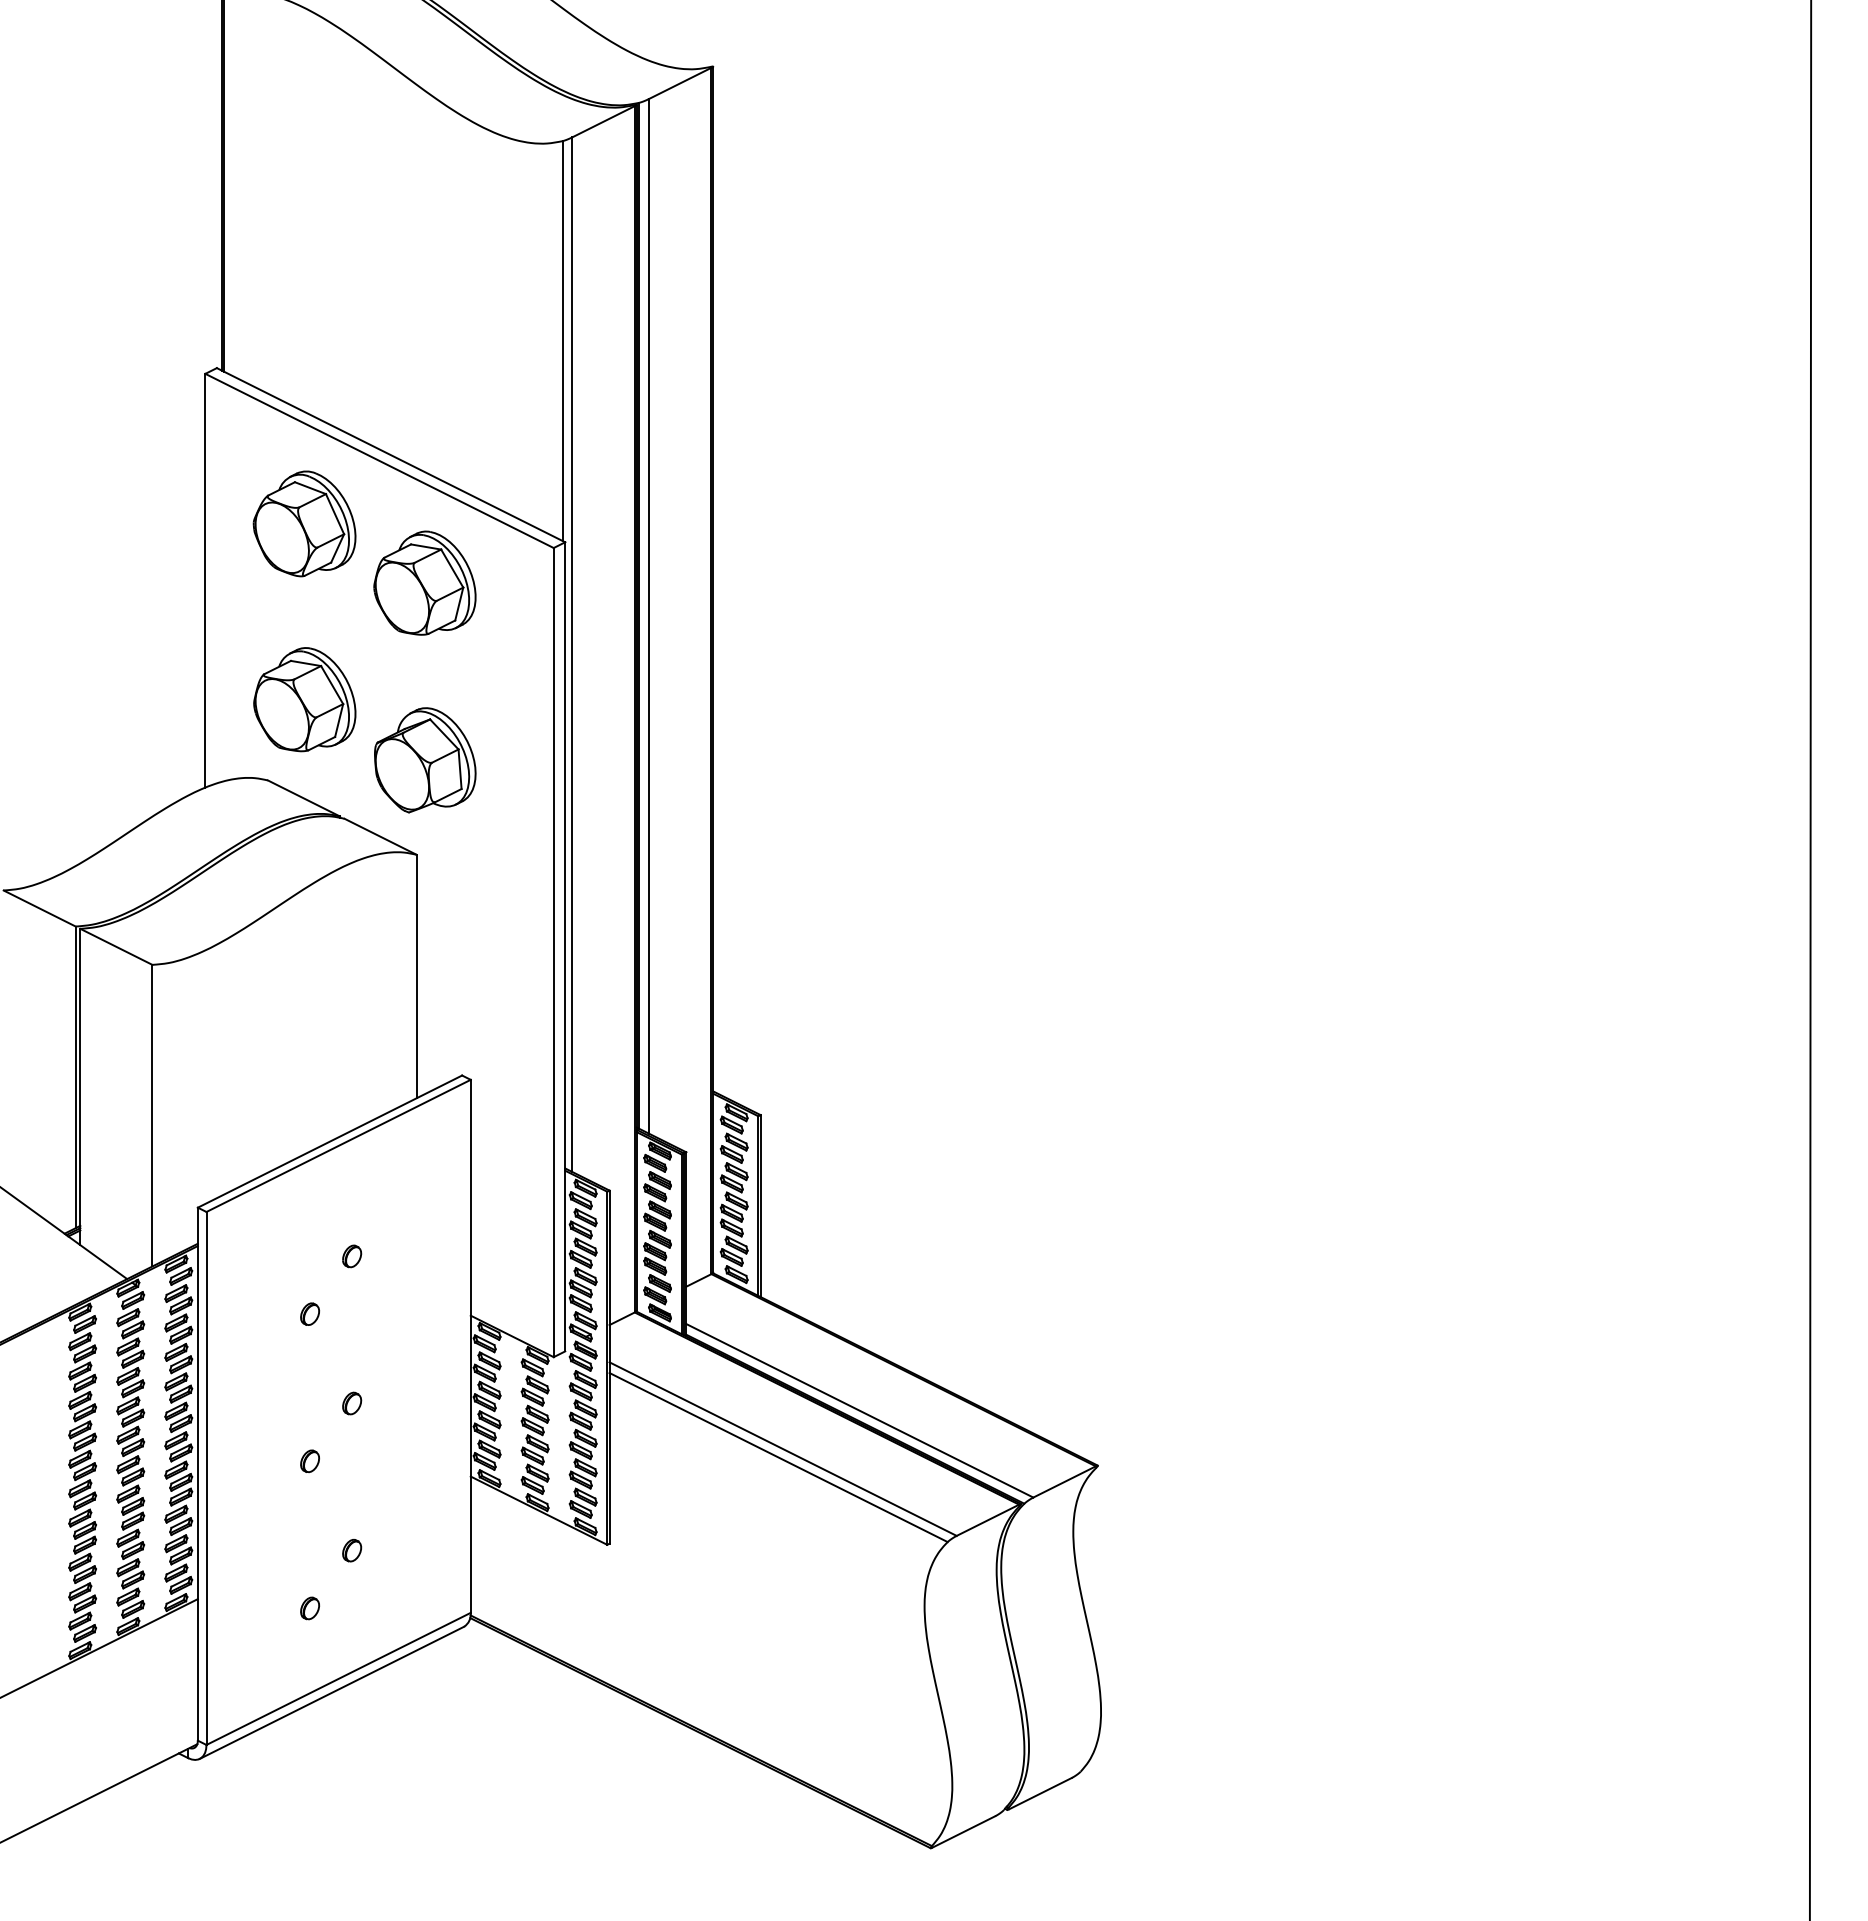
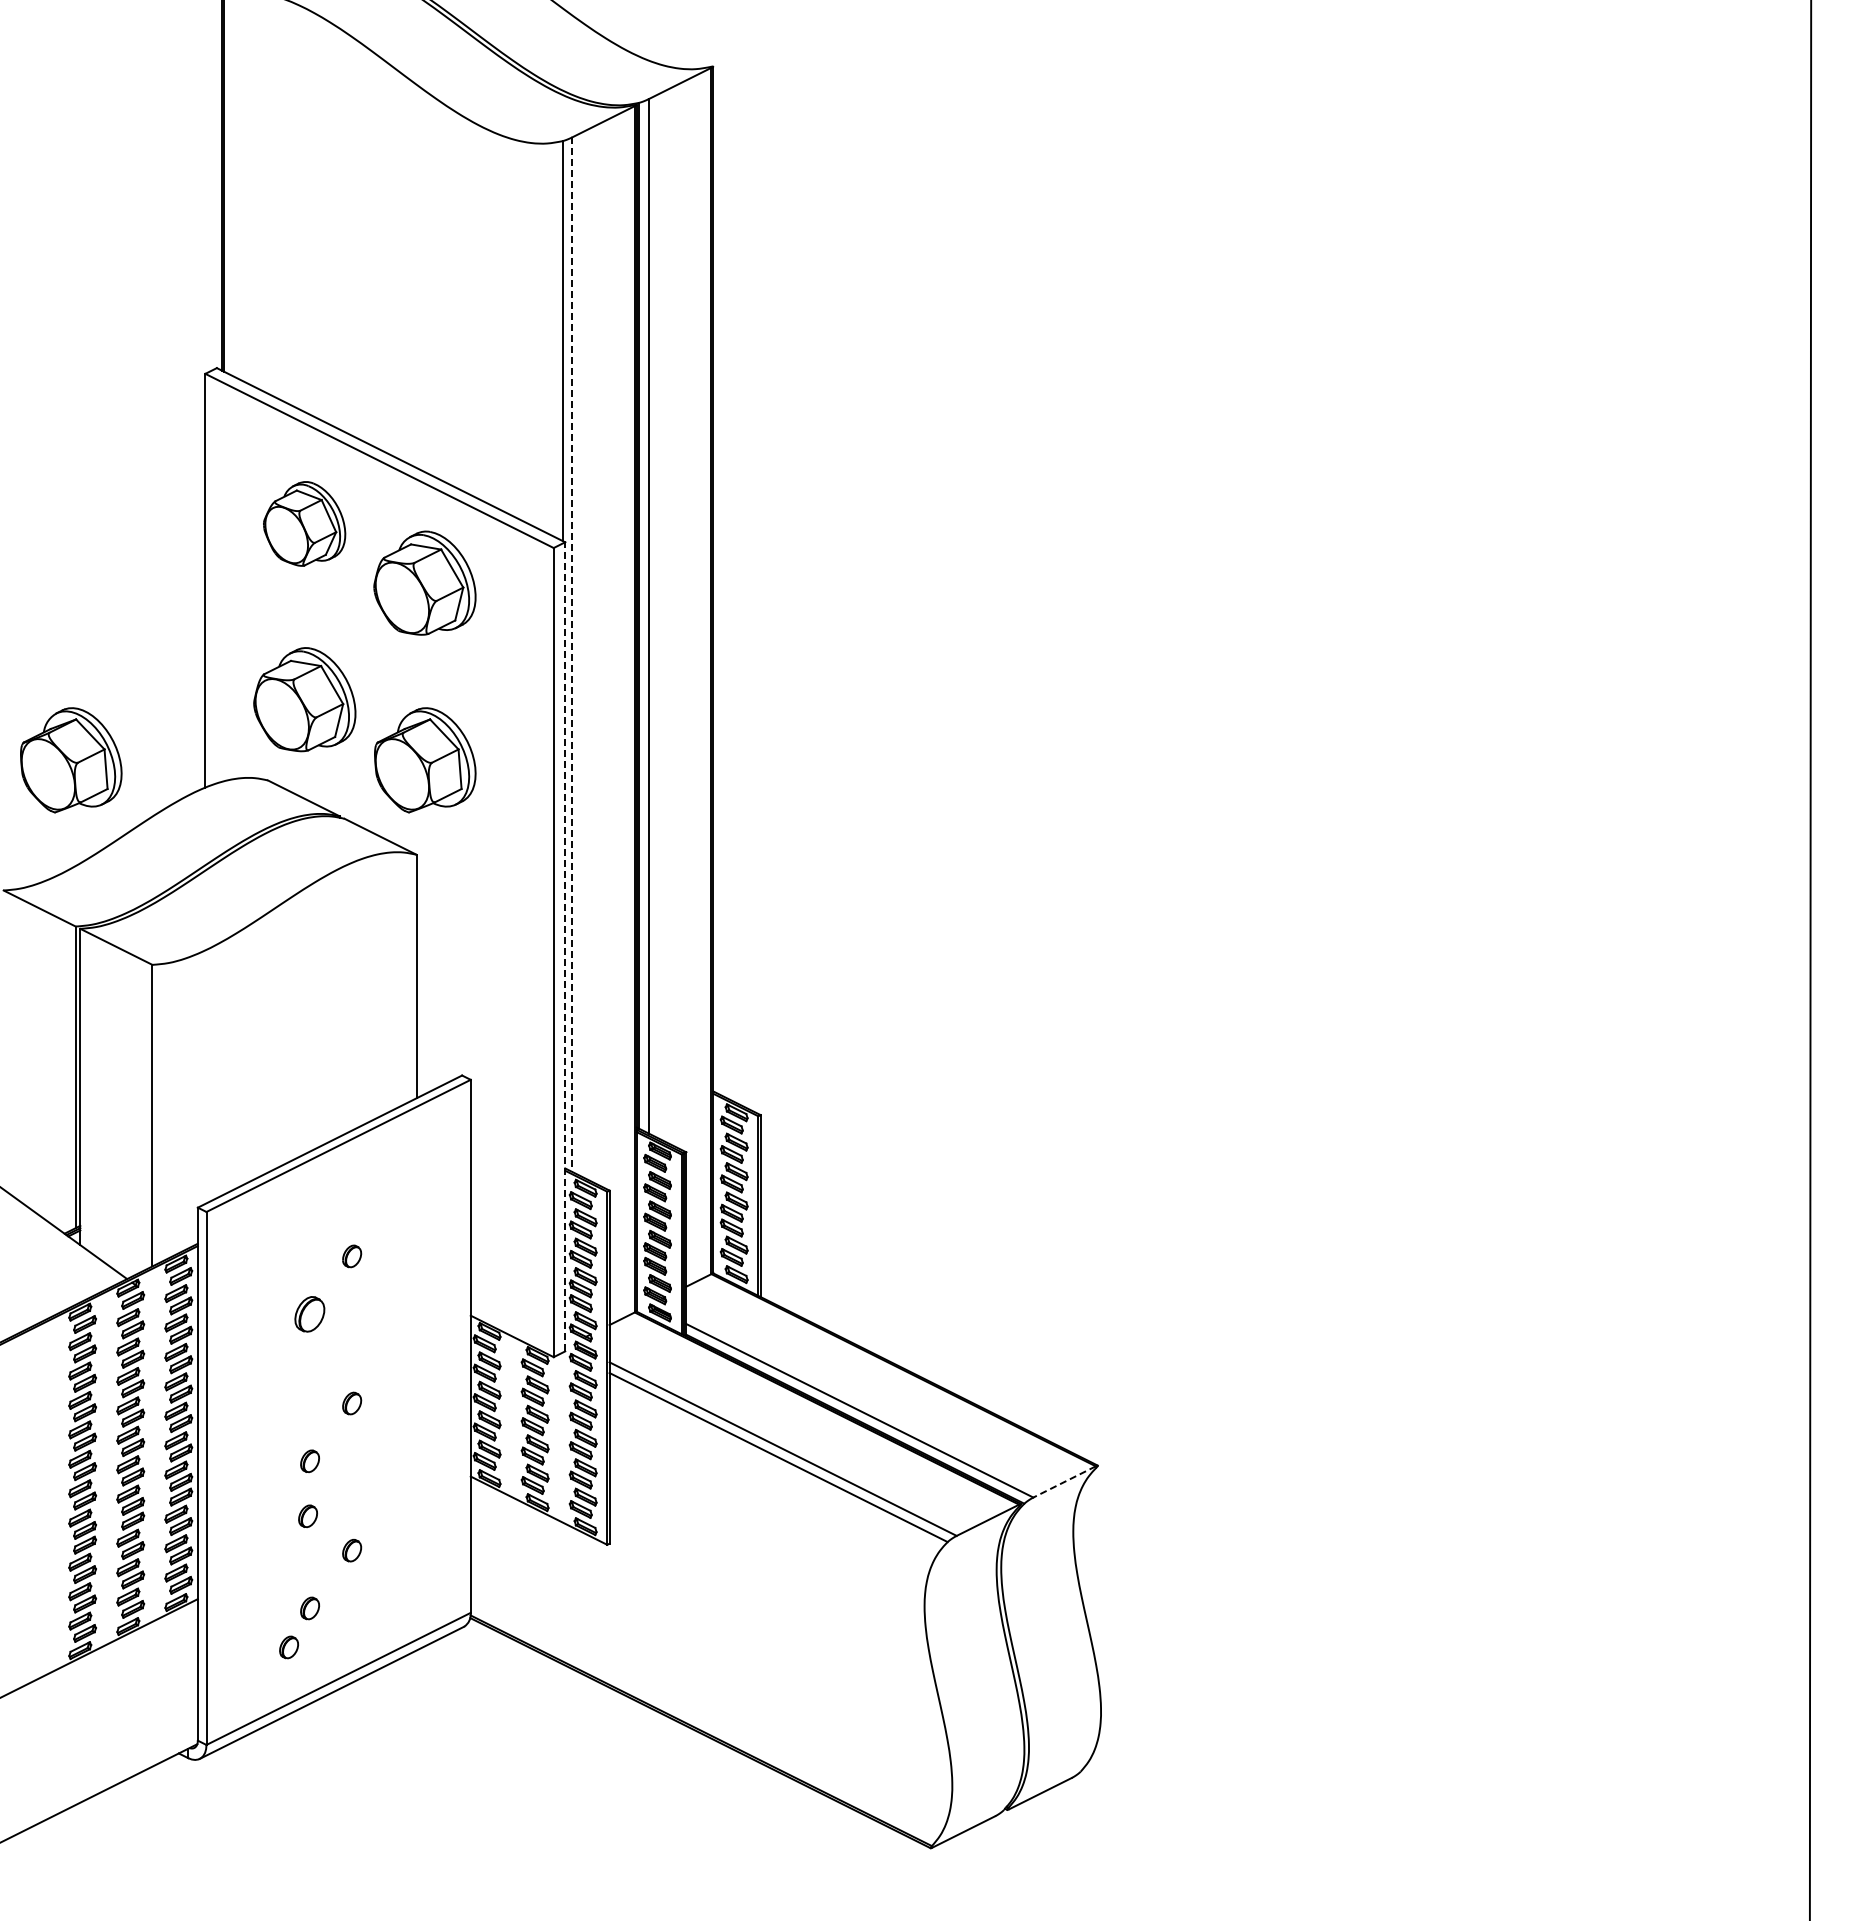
part size: 105x108 px -> 84x86 px (304, 523)
line: solid -> dashed (572, 655)
part: none -> present (71, 760)
line: solid -> dashed (565, 946)
part size: 21x24 px -> 32x37 px (309, 1314)
line: solid -> dashed (1064, 1481)
part: none -> present (307, 1516)
part: none -> present (288, 1647)
